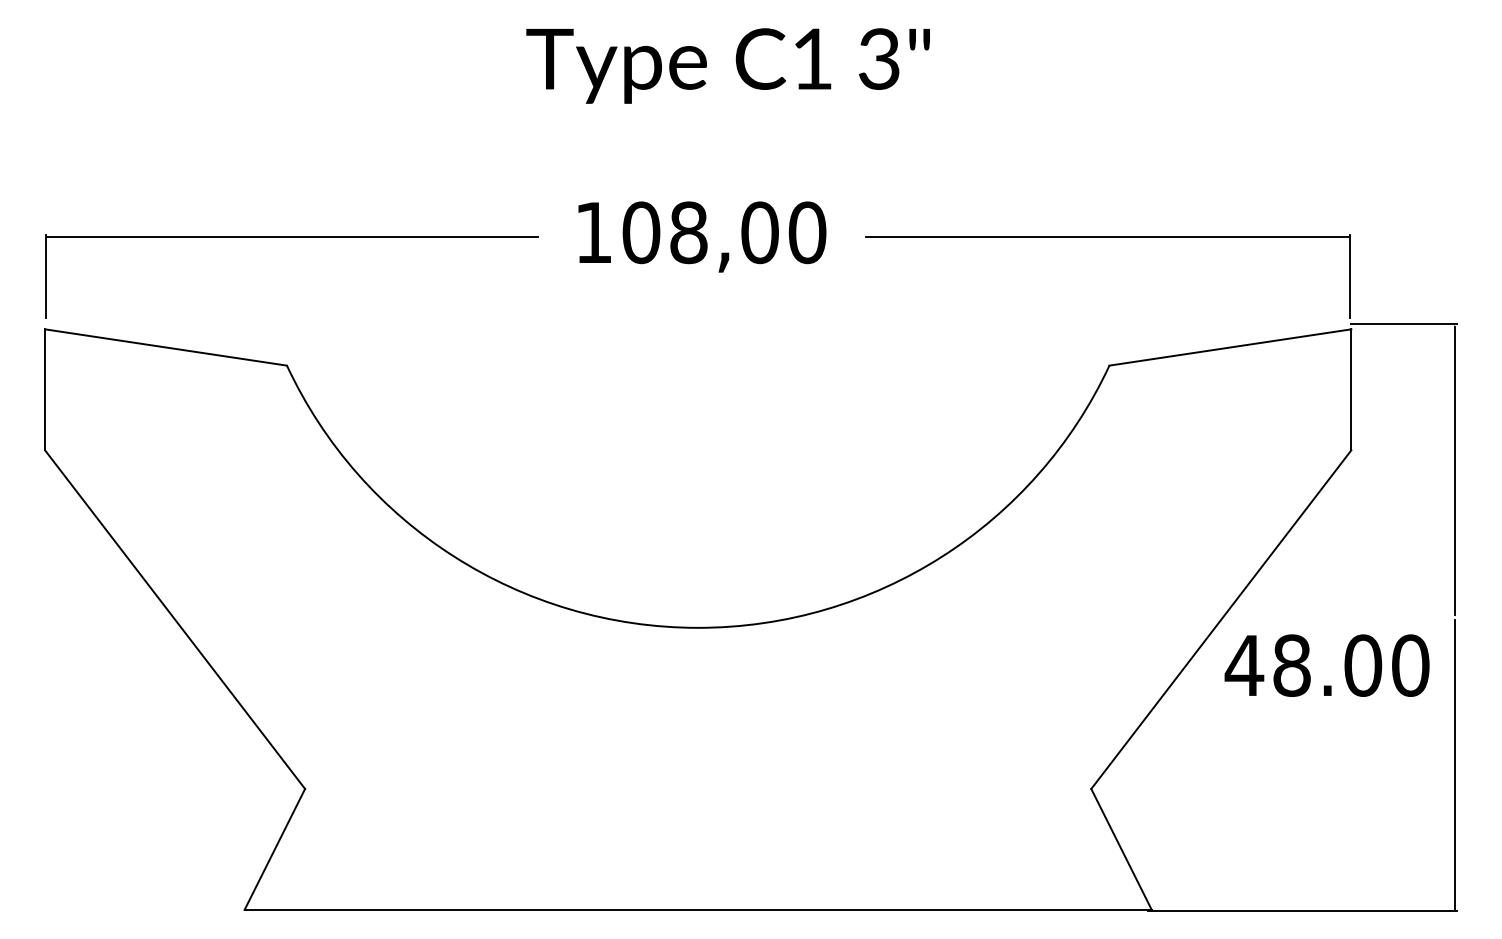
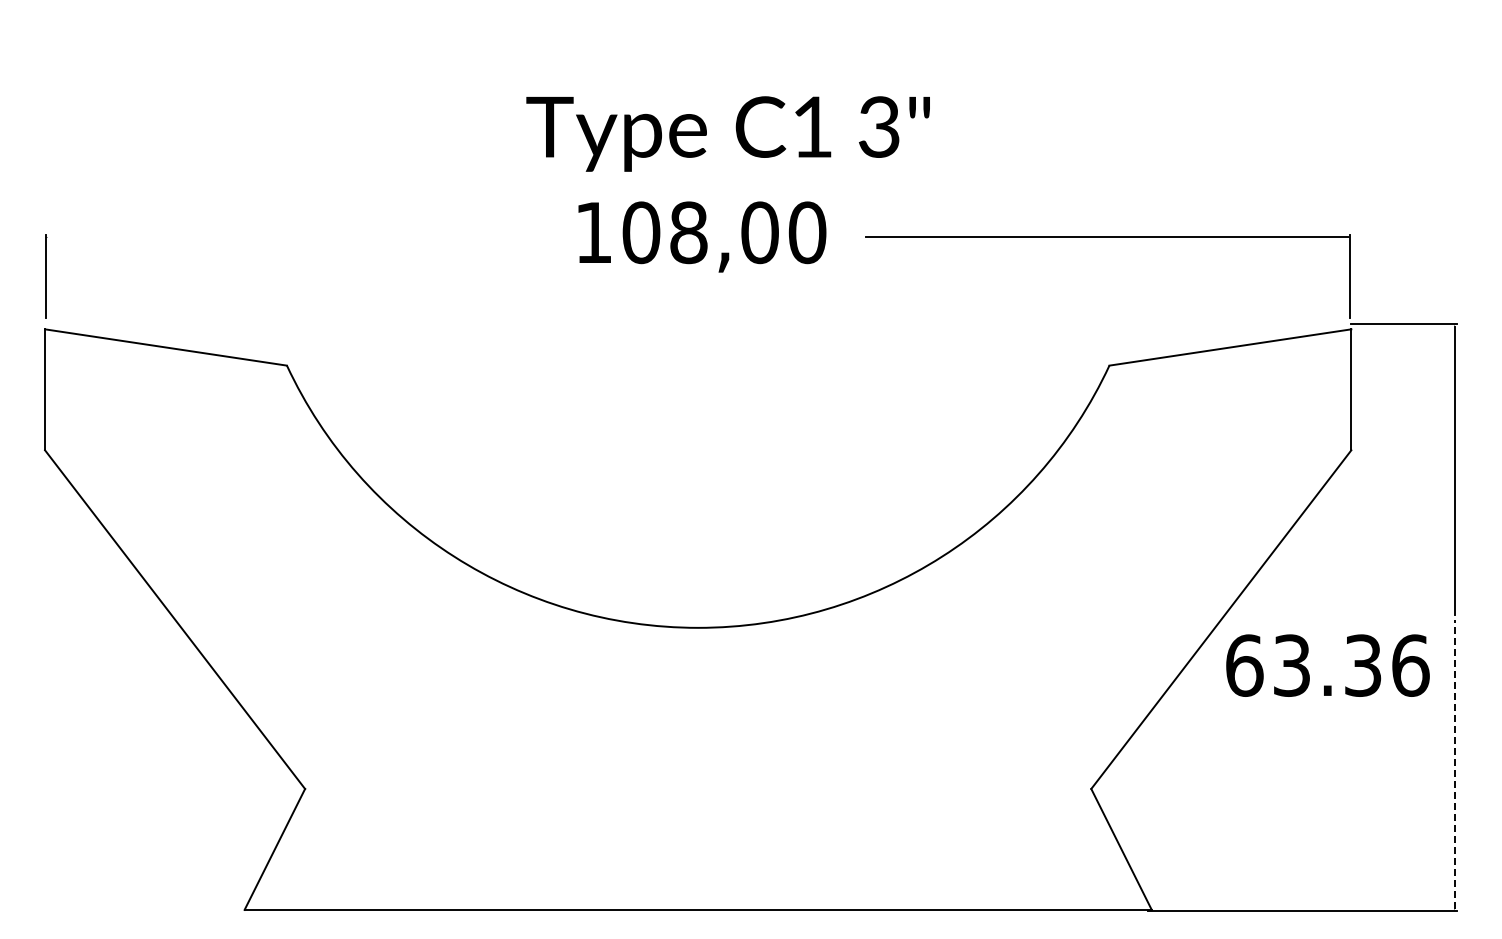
text position: (727, 65) -> (727, 133) (727, 133)
line: present -> none (292, 237)
text: 48.00 -> 63.36 (1326, 665)
line: solid -> dashed (1454, 763)
